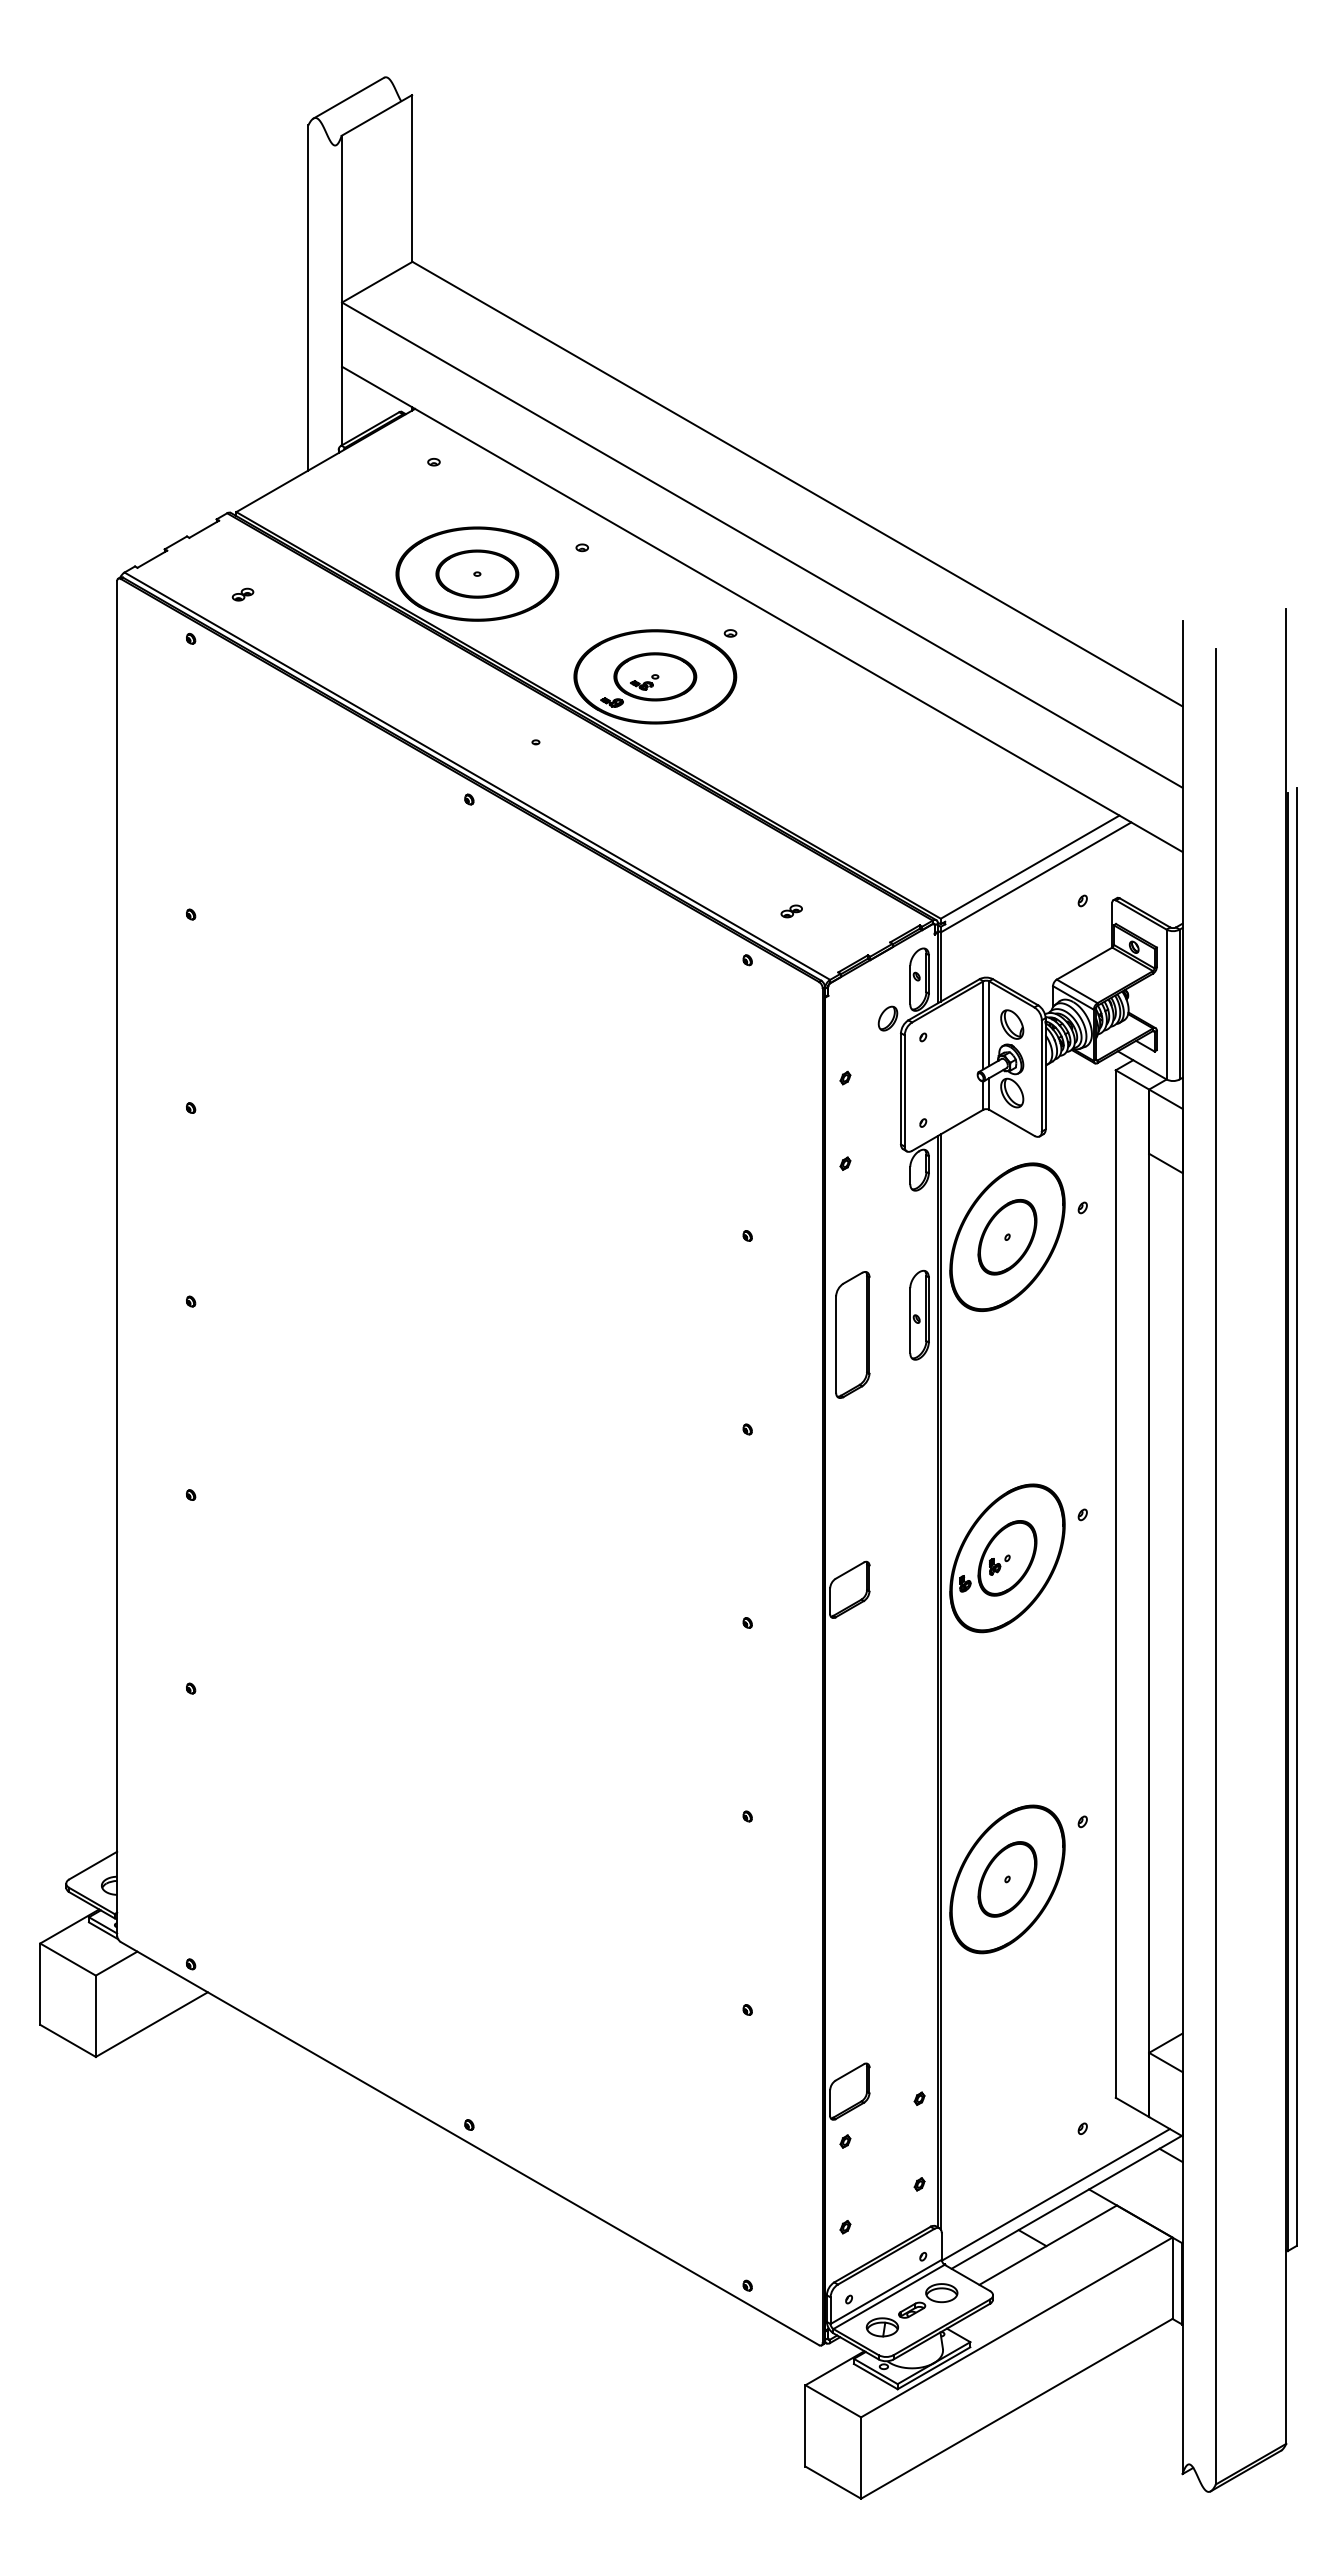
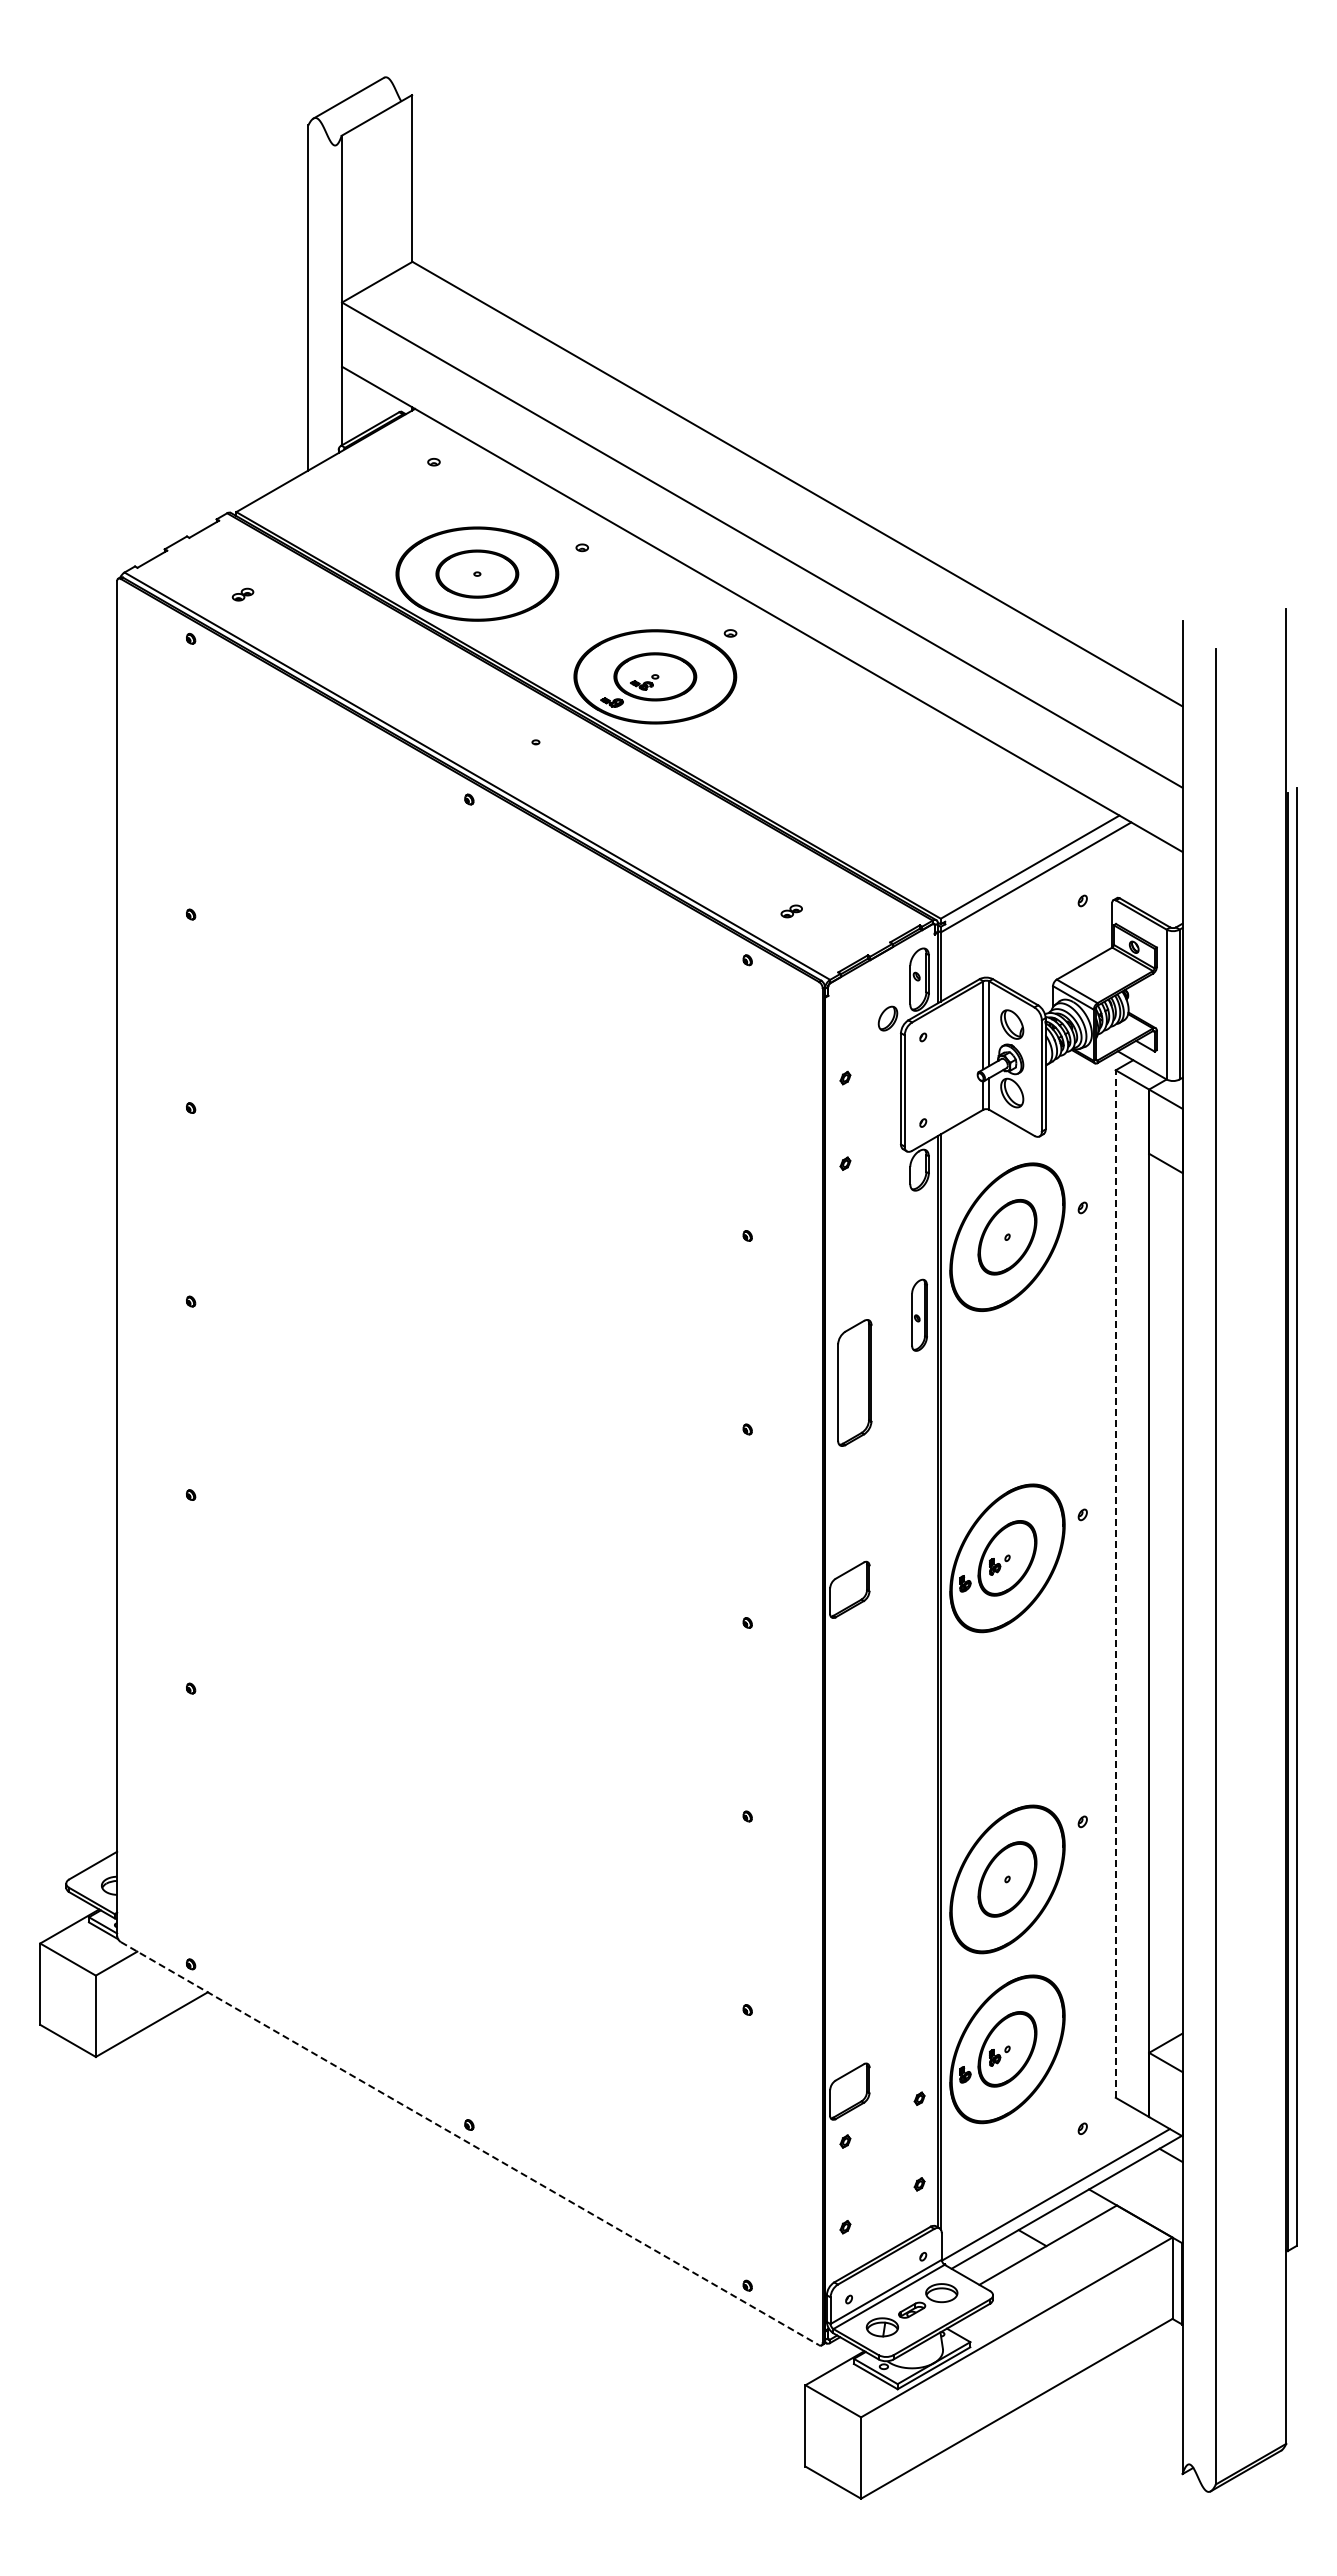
part size: 21x91 px -> 17x74 px (919, 1314)
part position: (852, 1334) -> (854, 1382) (854, 1382)
line: solid -> dashed (1115, 1584)
part: none -> present (1007, 2049)
line: solid -> dashed (470, 2143)
